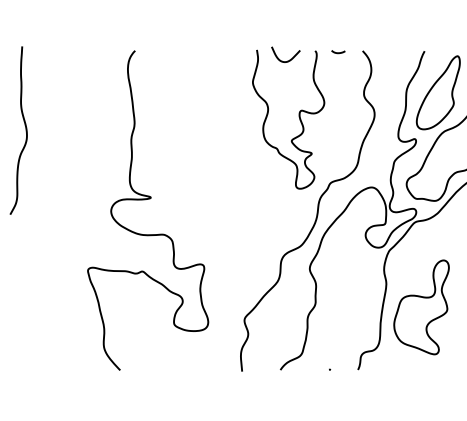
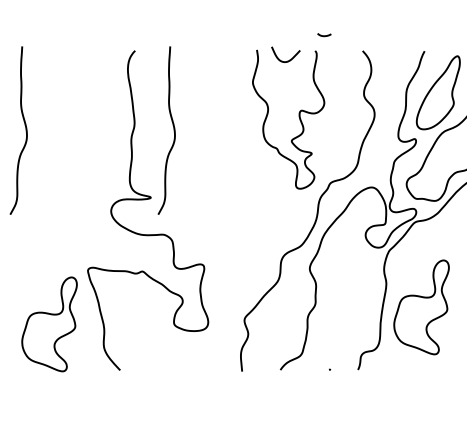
curve position: (338, 52) -> (324, 35) (324, 35)
curve: none -> present (173, 130)
part: none -> present (49, 324)
